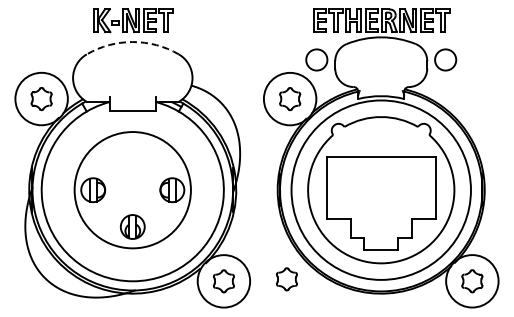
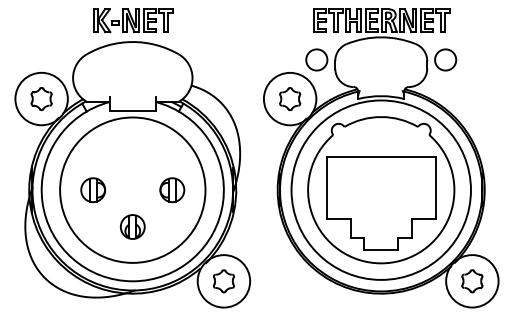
arc: dashed -> solid (132, 42)
circle diameter: 116 px -> 145 px (132, 189)
part: present -> none (286, 279)
